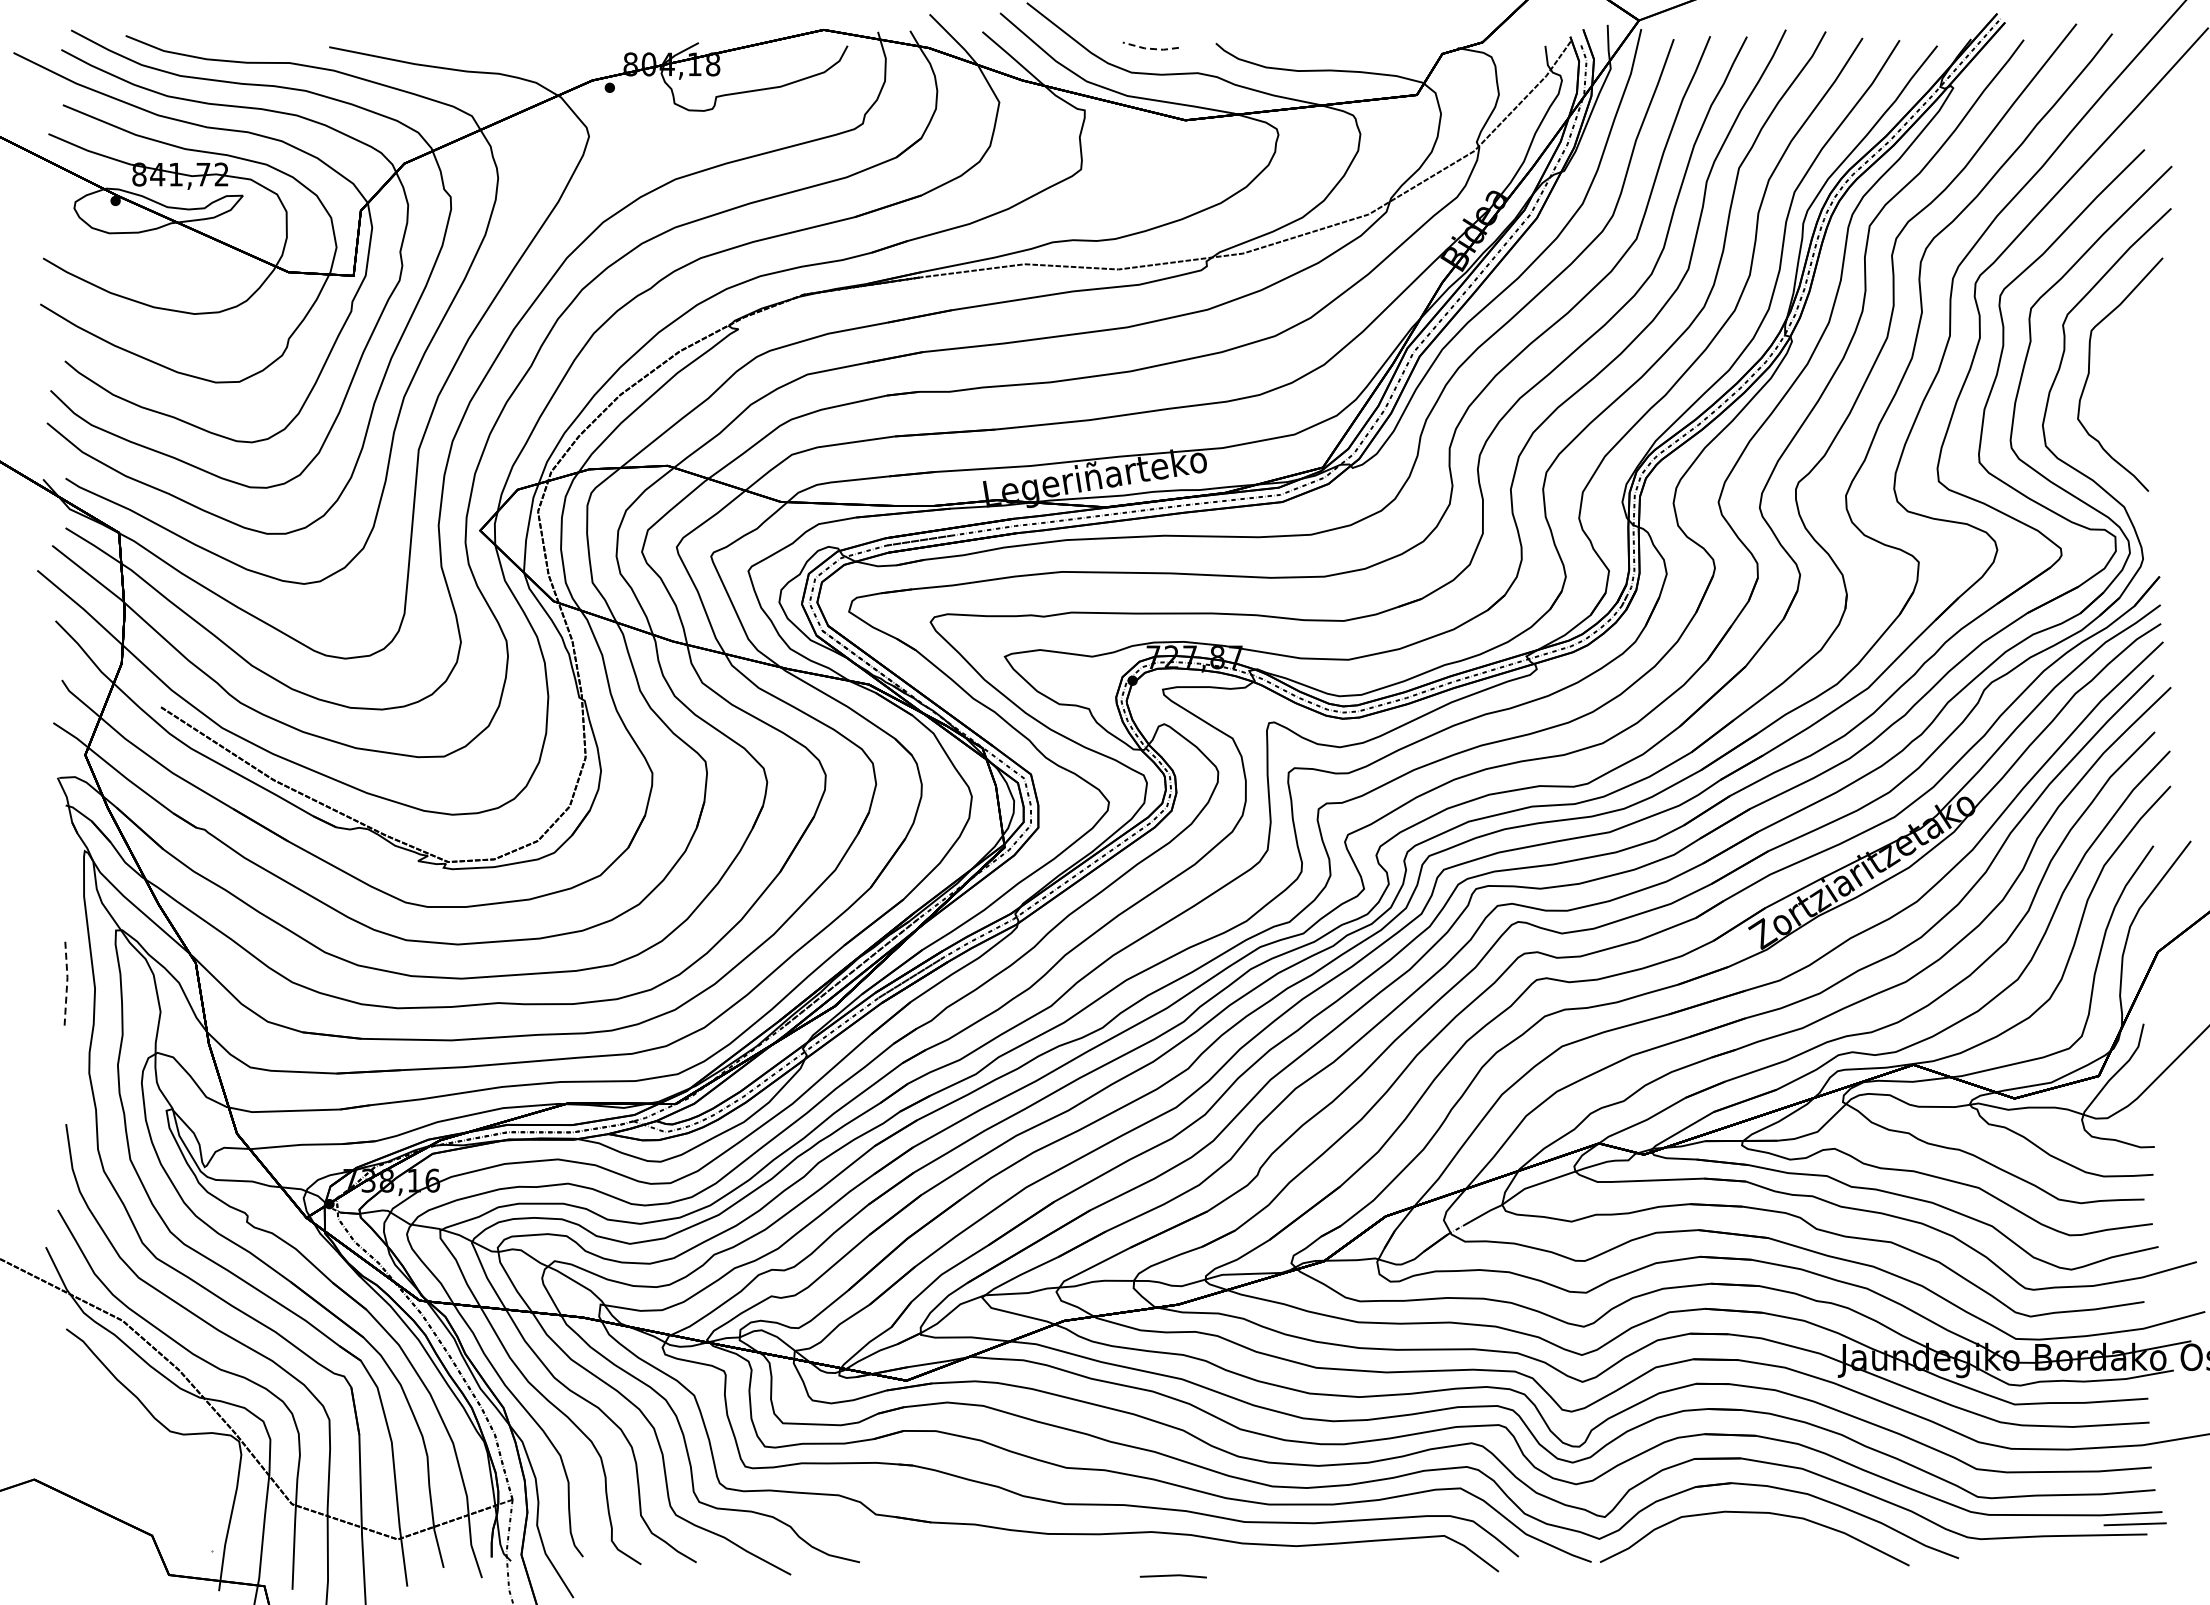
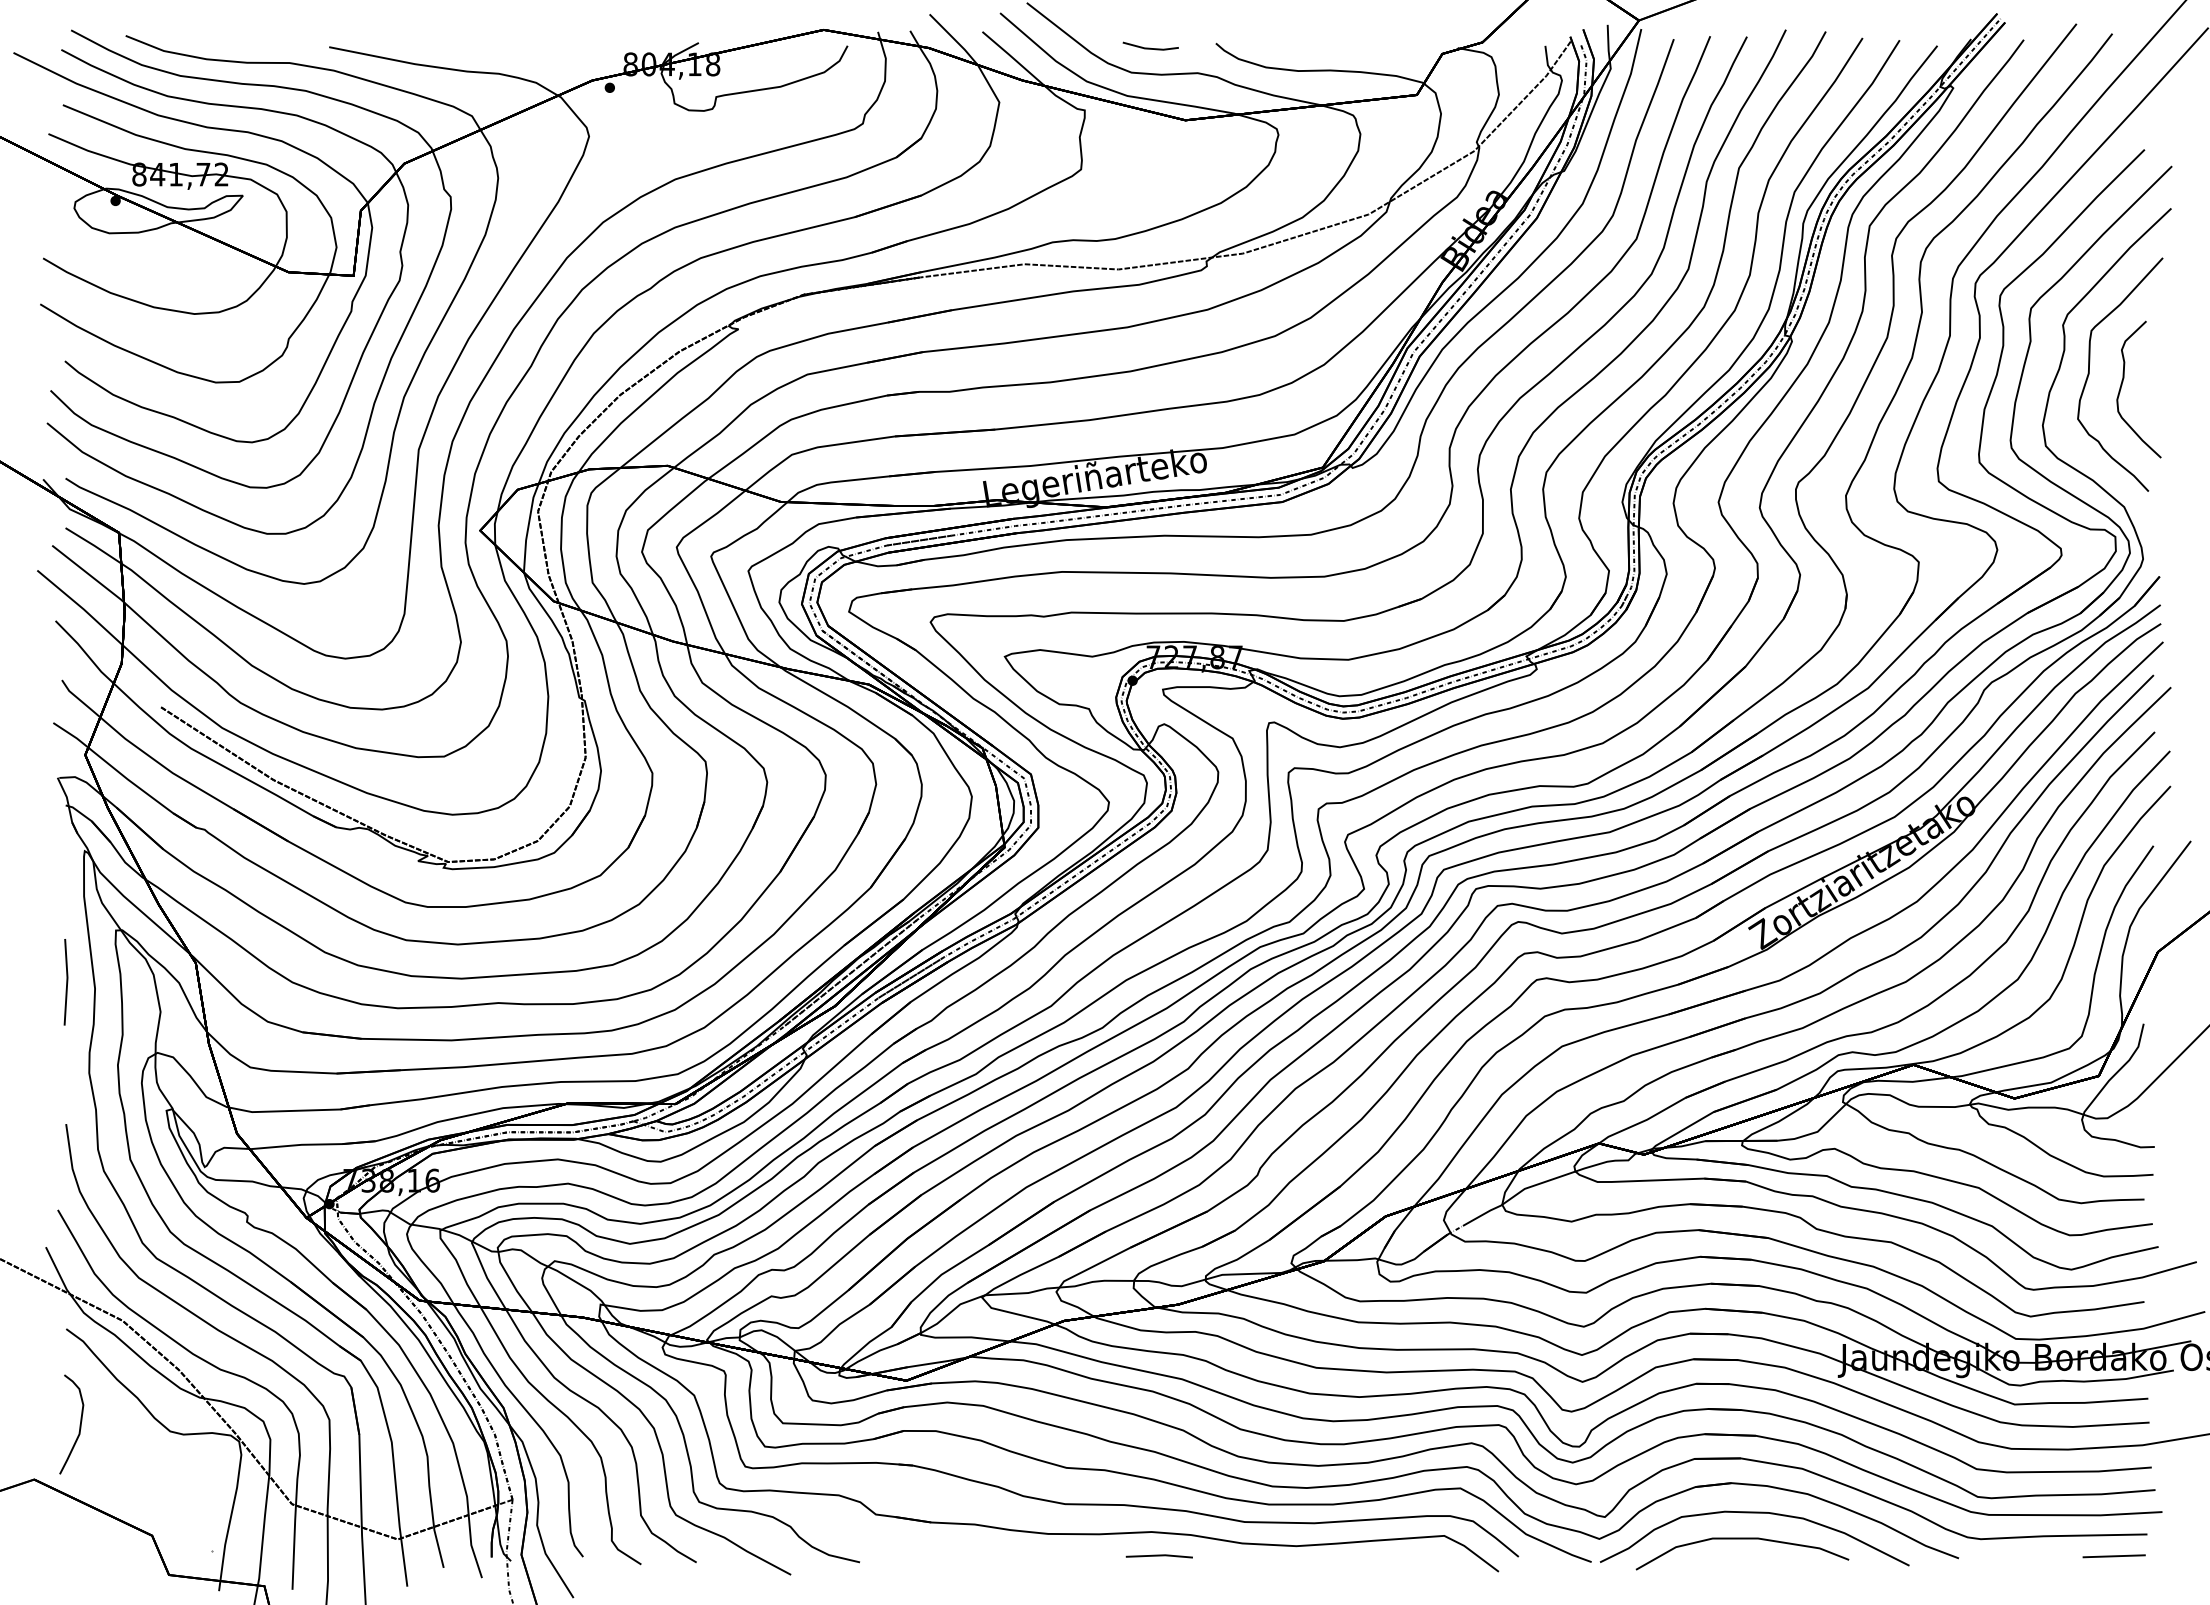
line: dashed -> solid (1150, 48)
curve: none -> present (2122, 385)
line: dashed -> solid (67, 981)
curve: none -> present (79, 1424)
line position: (2134, 1524) -> (2113, 1556) (2113, 1556)
curve: none -> present (1742, 1539)
line position: (1172, 1576) -> (1158, 1556) (1158, 1556)
